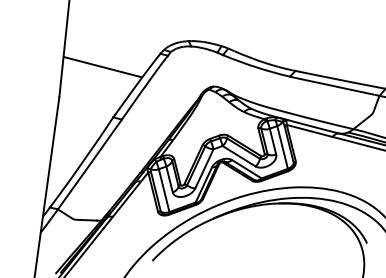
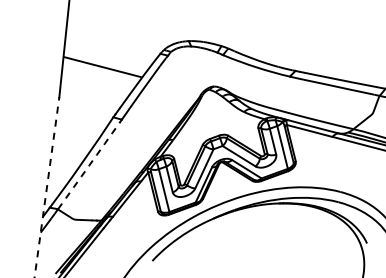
arc: solid -> dashed (89, 165)
line: solid -> dashed (46, 187)
